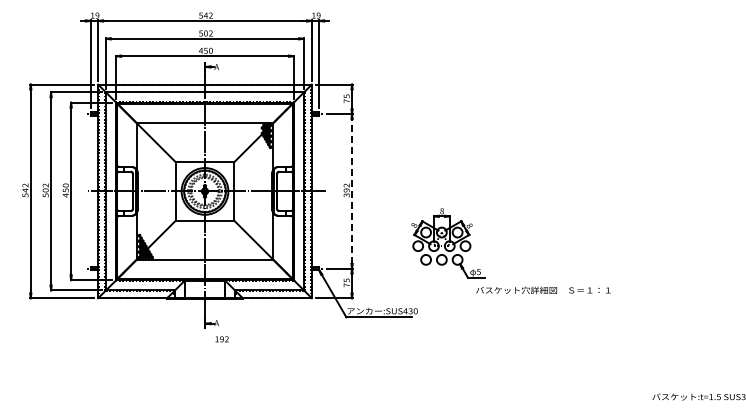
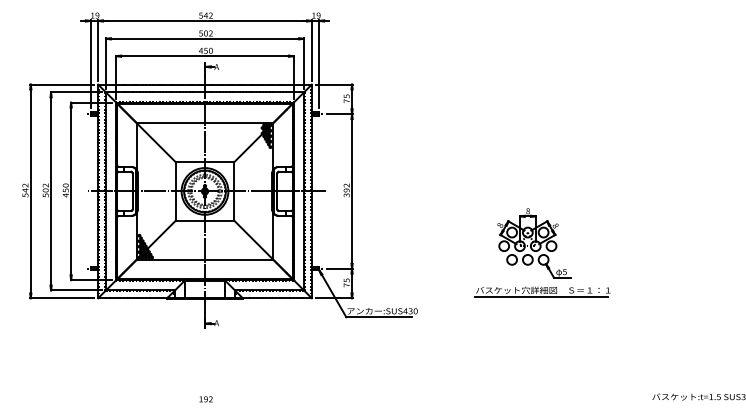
line: dashed -> solid (352, 191)
part position: (448, 243) -> (534, 243) (534, 243)
line: none -> present (541, 296)
text position: (221, 339) -> (205, 399) (205, 399)
